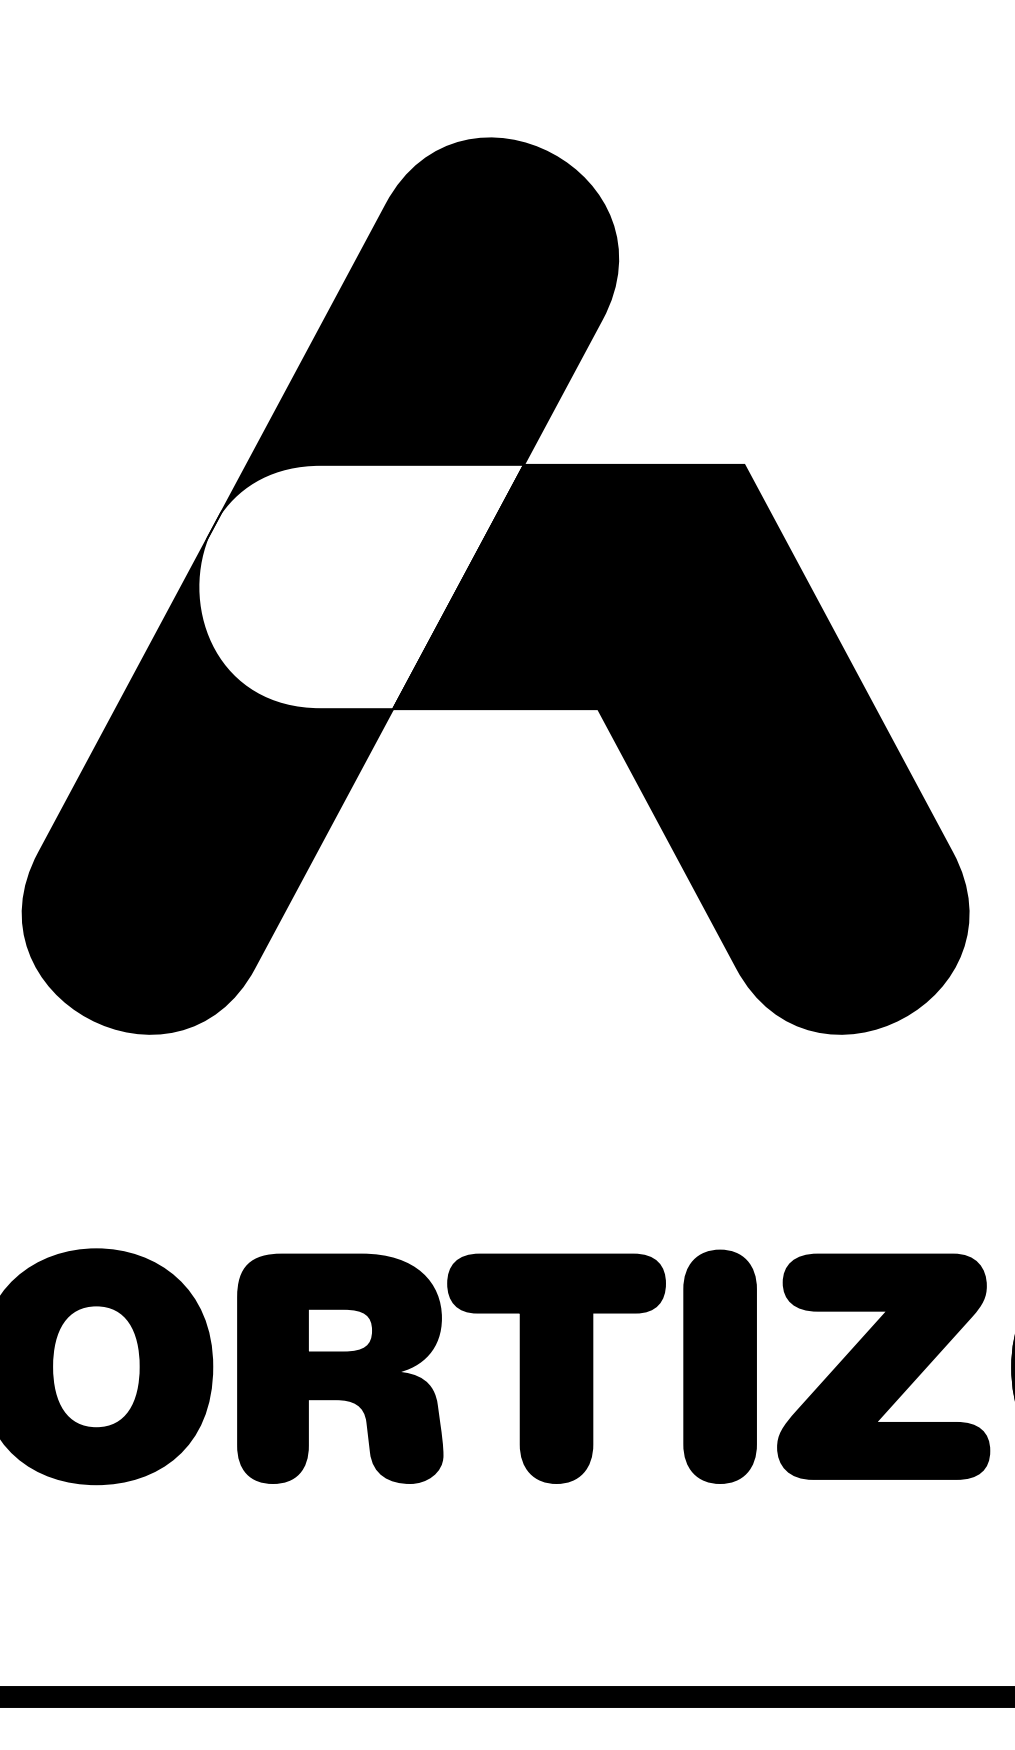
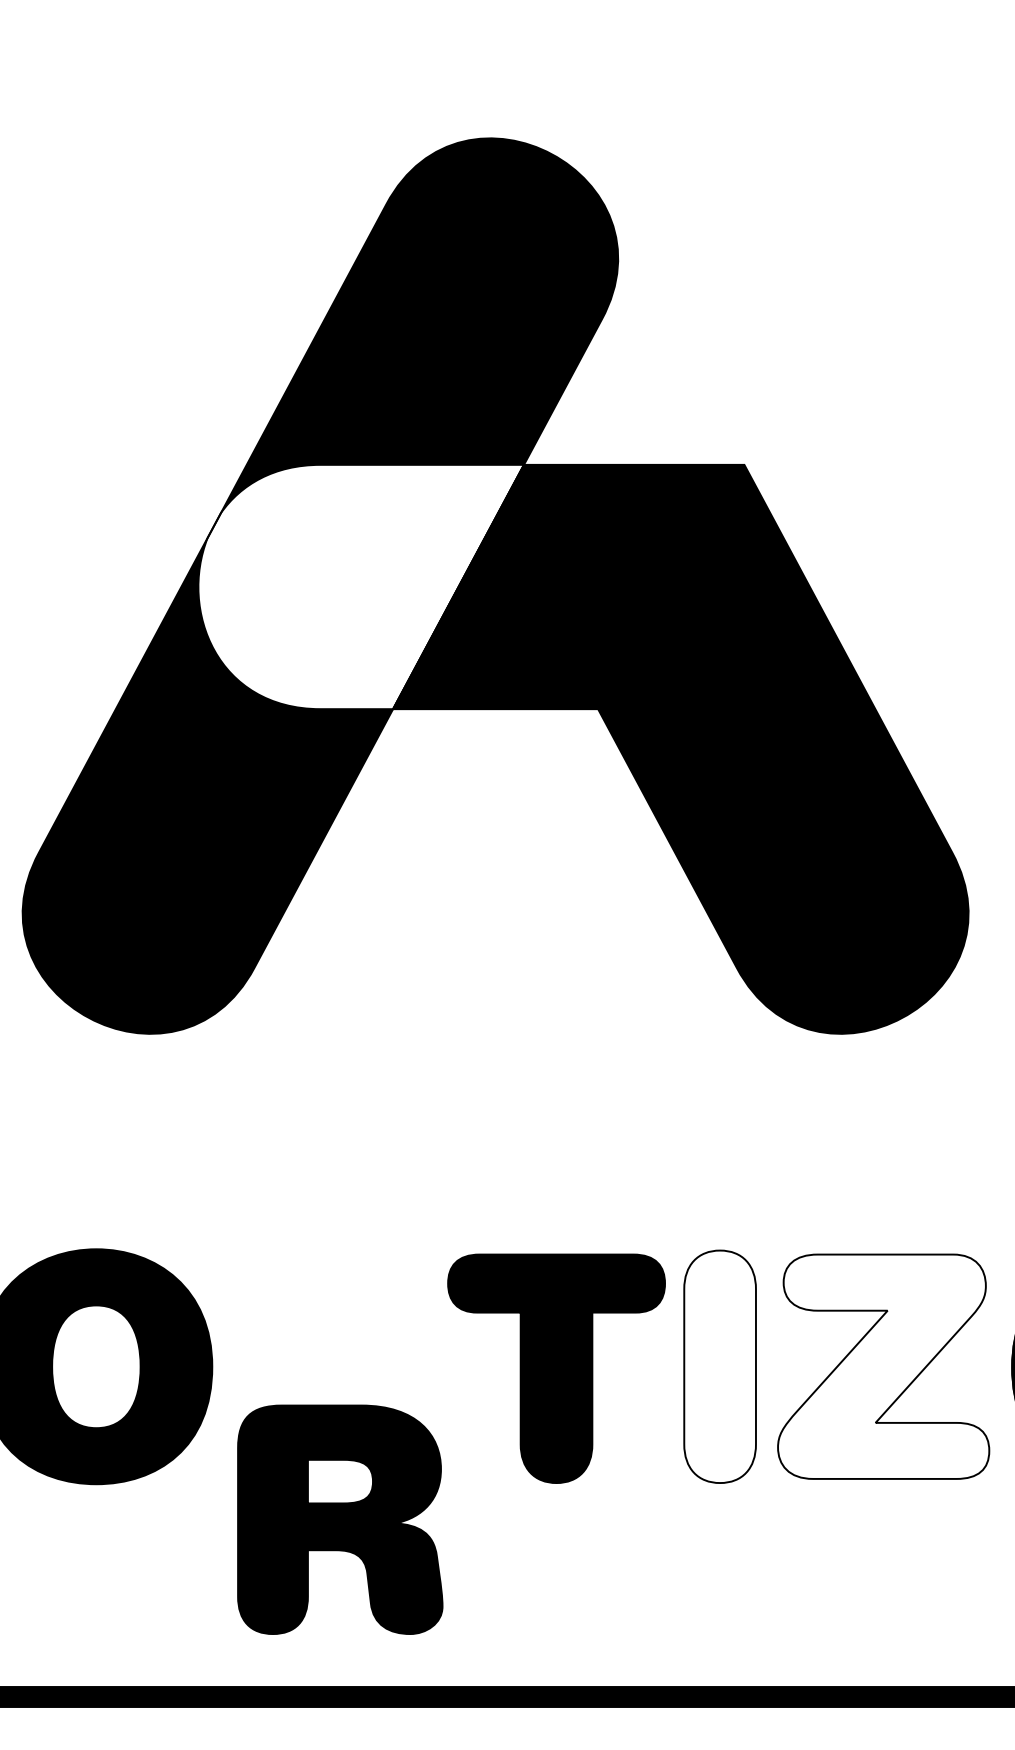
fill: present -> none (719, 1366)
fill: present -> none (883, 1366)
part position: (340, 1368) -> (340, 1519) (340, 1519)
